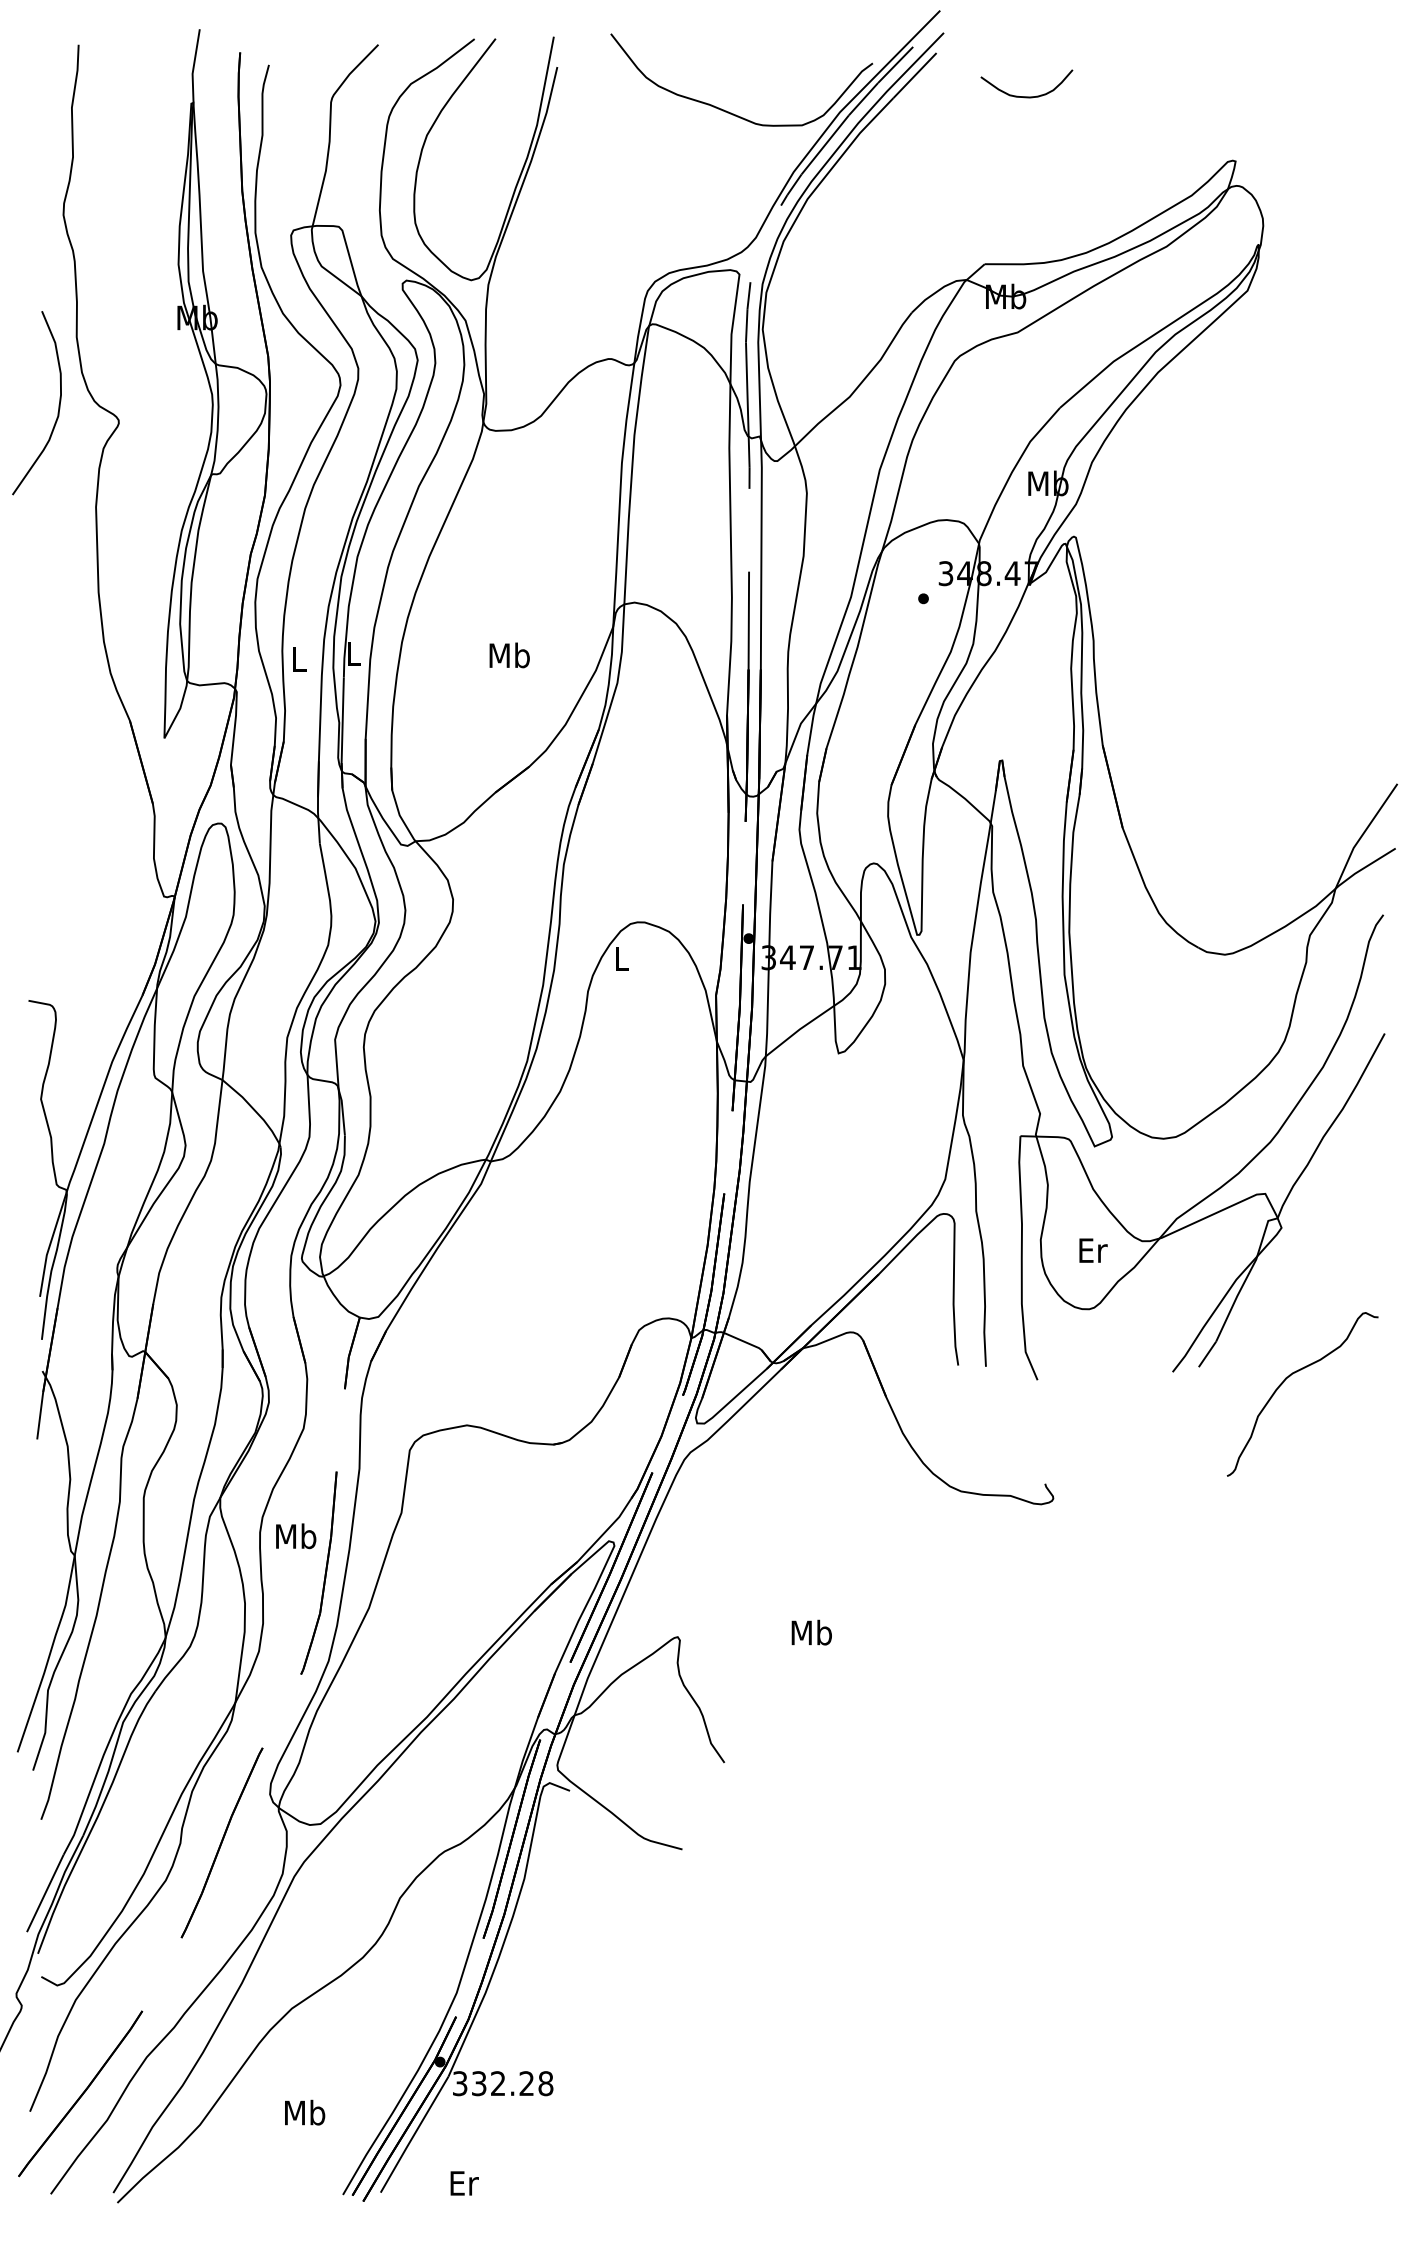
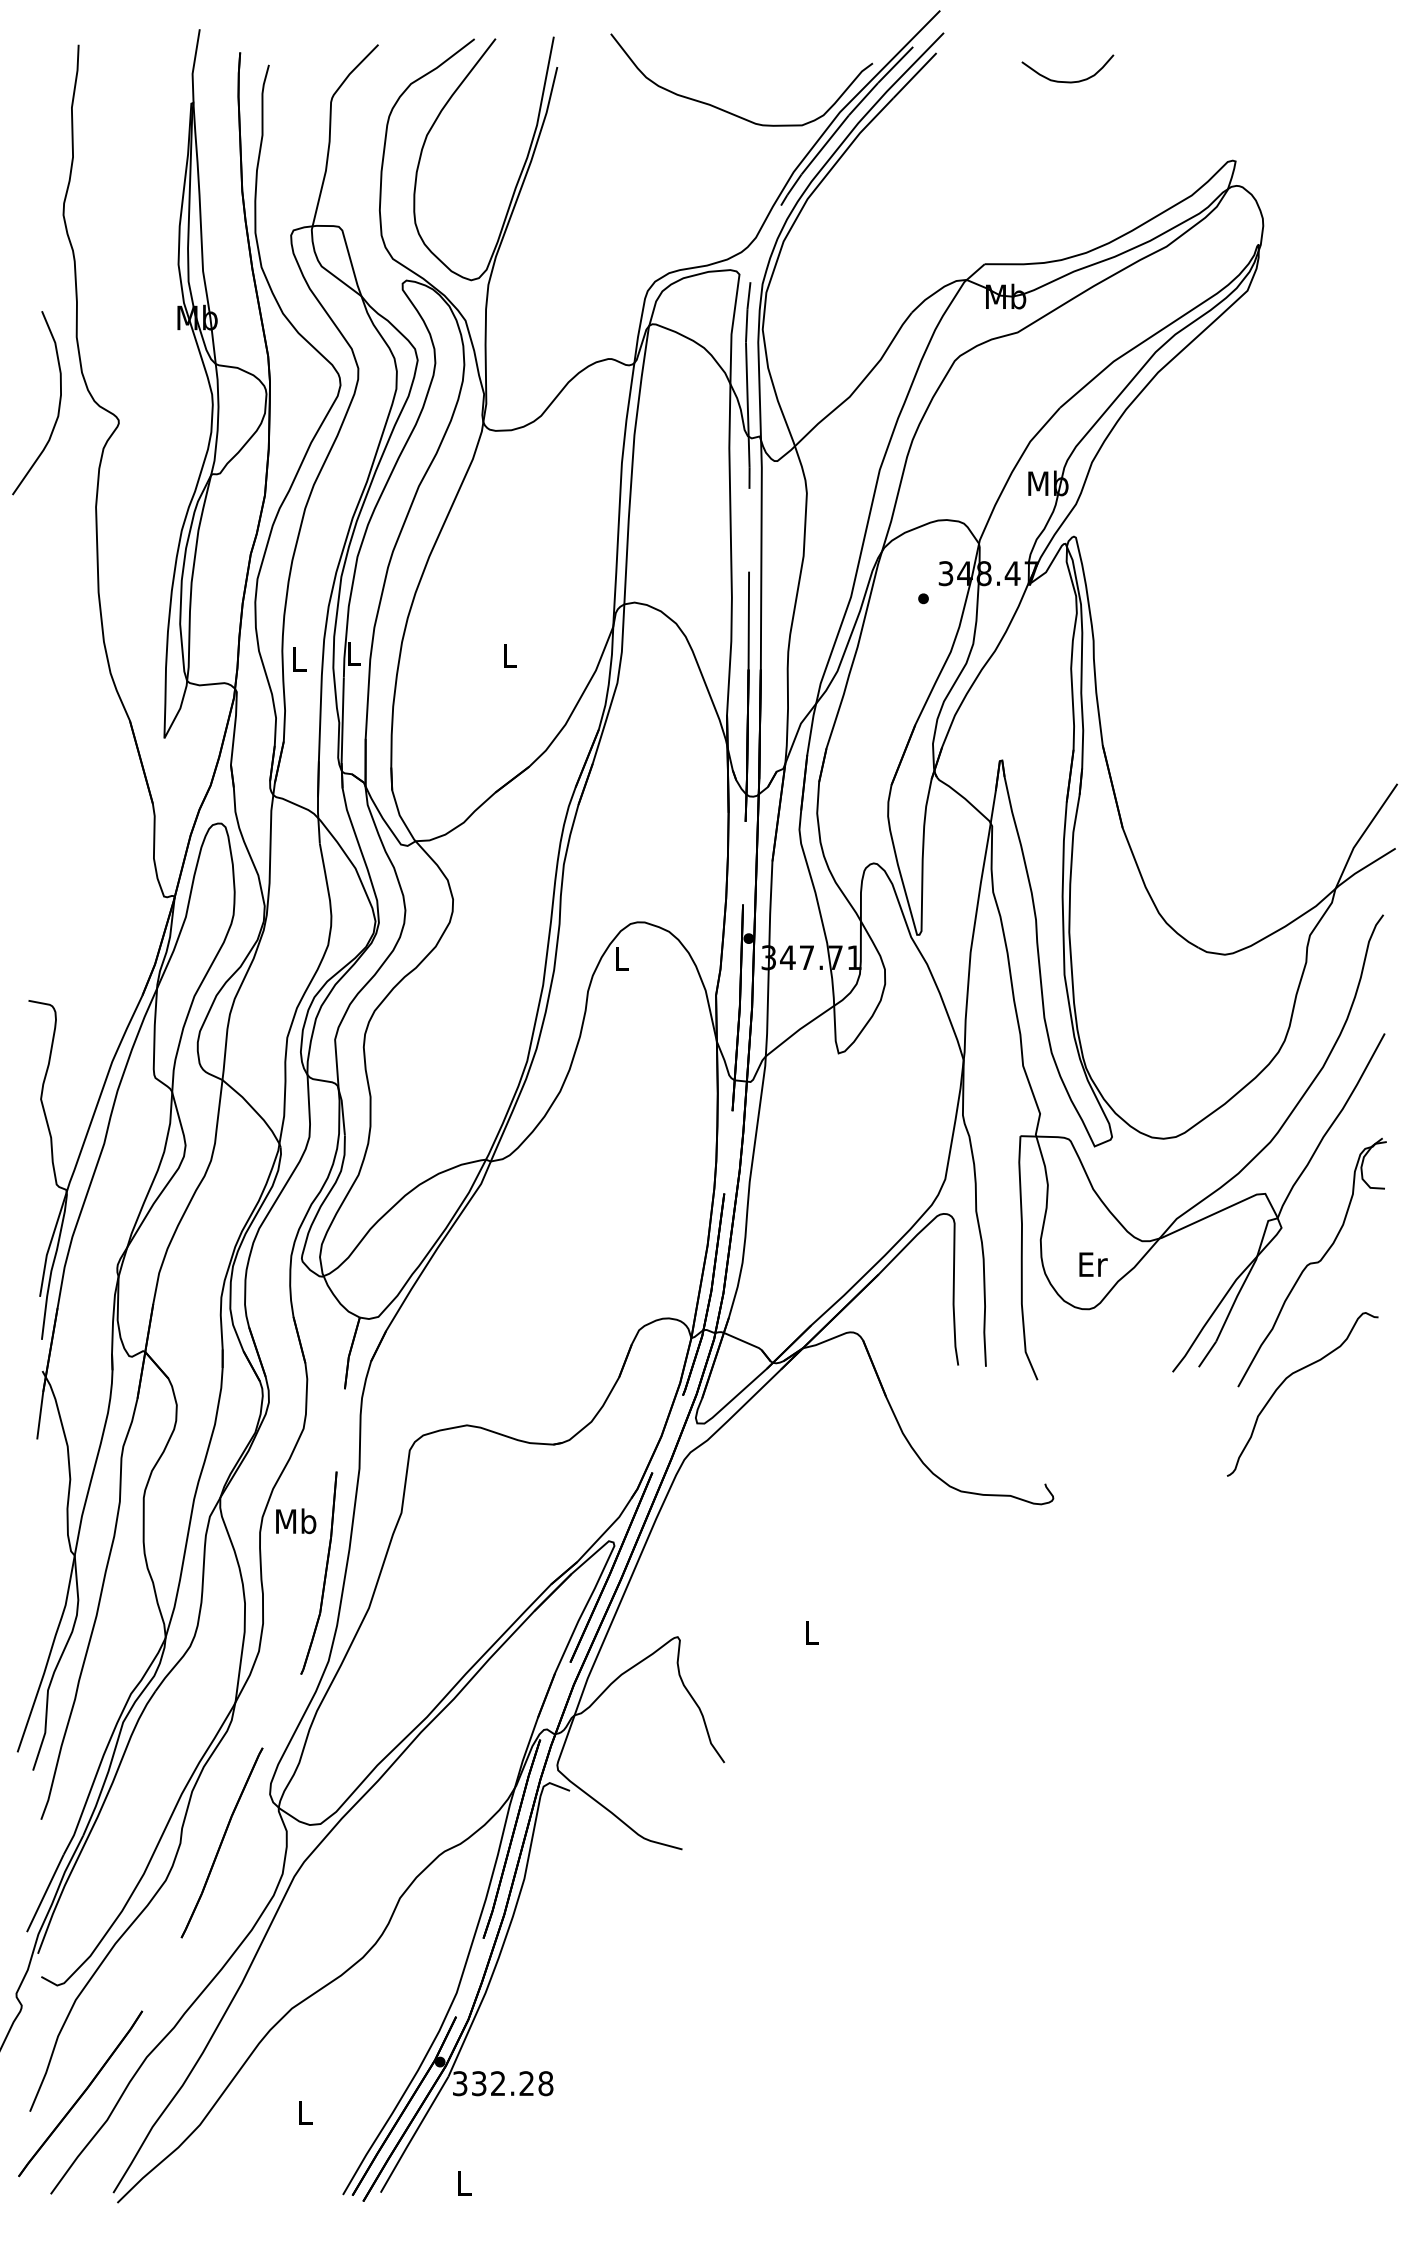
curve position: (1026, 96) -> (1067, 81) (1067, 81)
text: Mb -> L (509, 655)
text position: (1093, 1250) -> (1093, 1264) (1093, 1264)
part: none -> present (1311, 1262)
text position: (296, 1536) -> (296, 1521) (296, 1521)
text: Mb -> L (811, 1632)
text: Mb -> L (305, 2112)
text: Er -> L (464, 2183)
